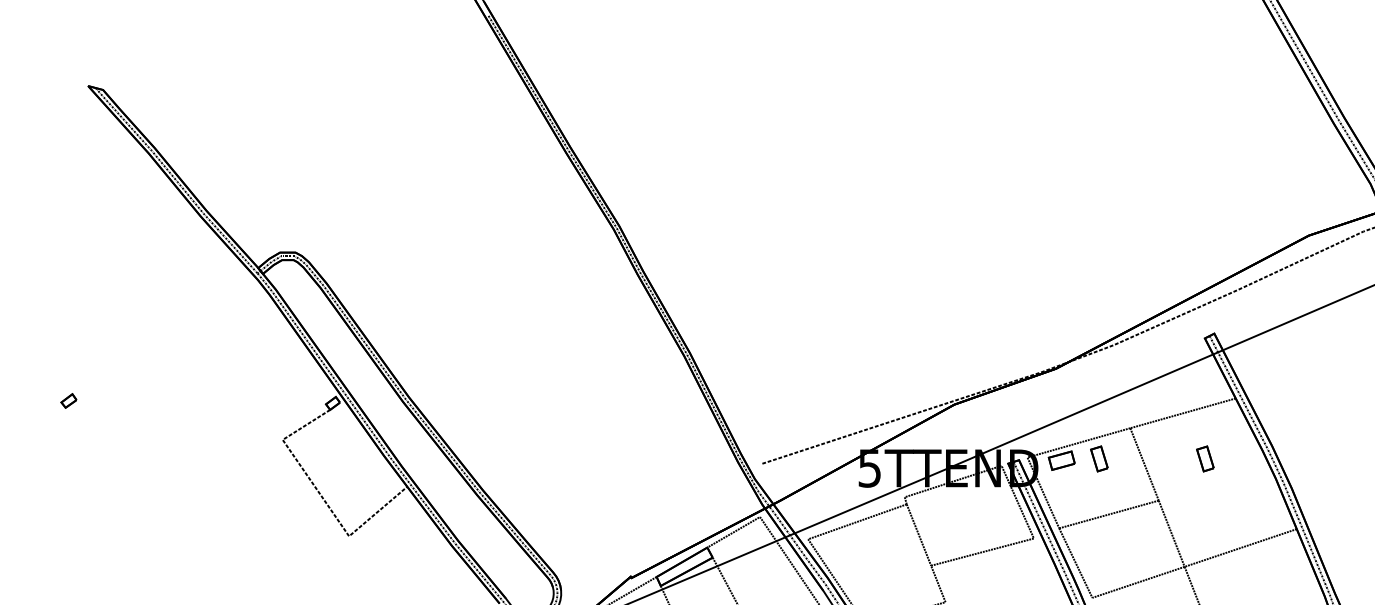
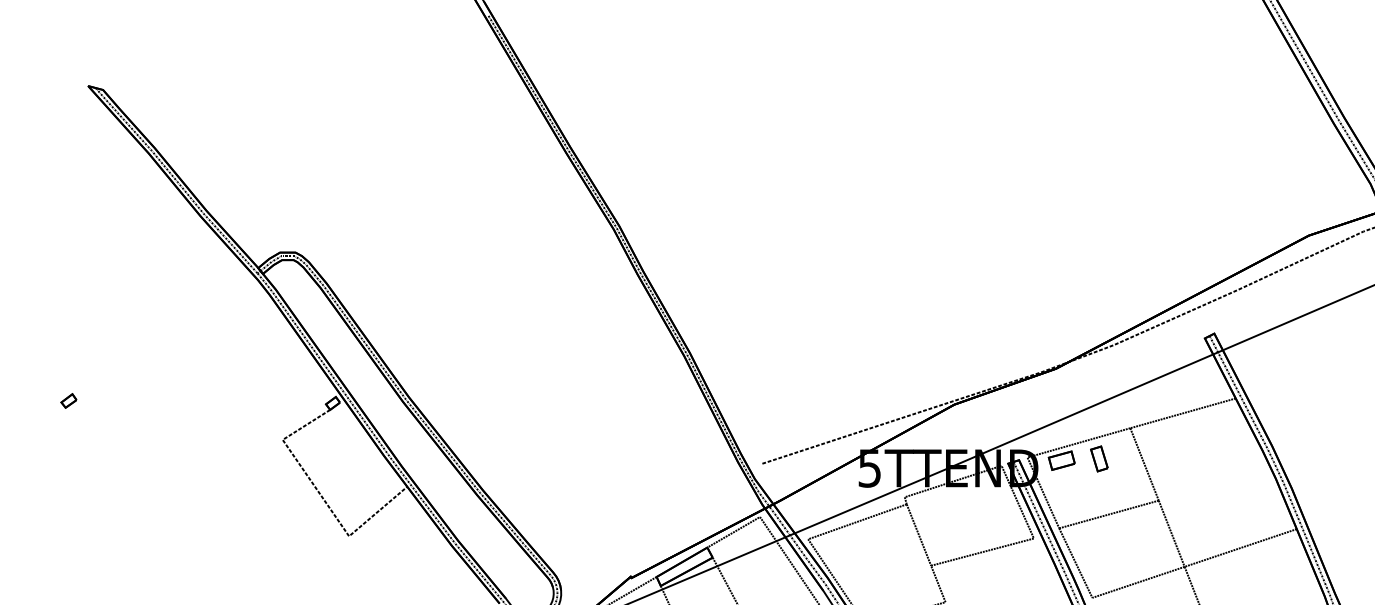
part: present -> none (1205, 458)
